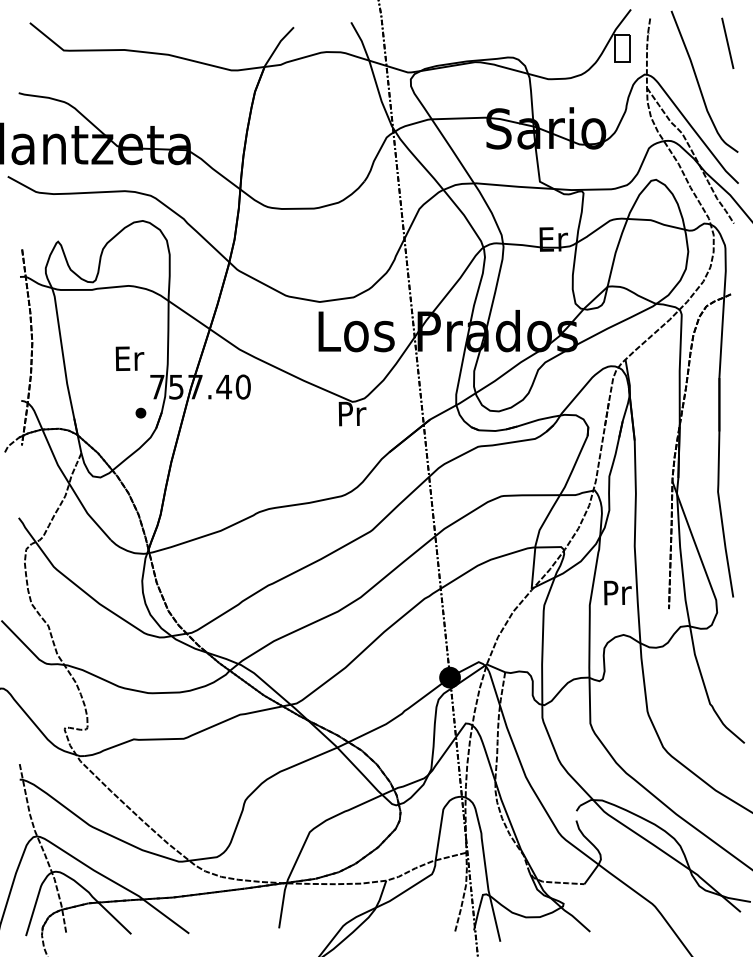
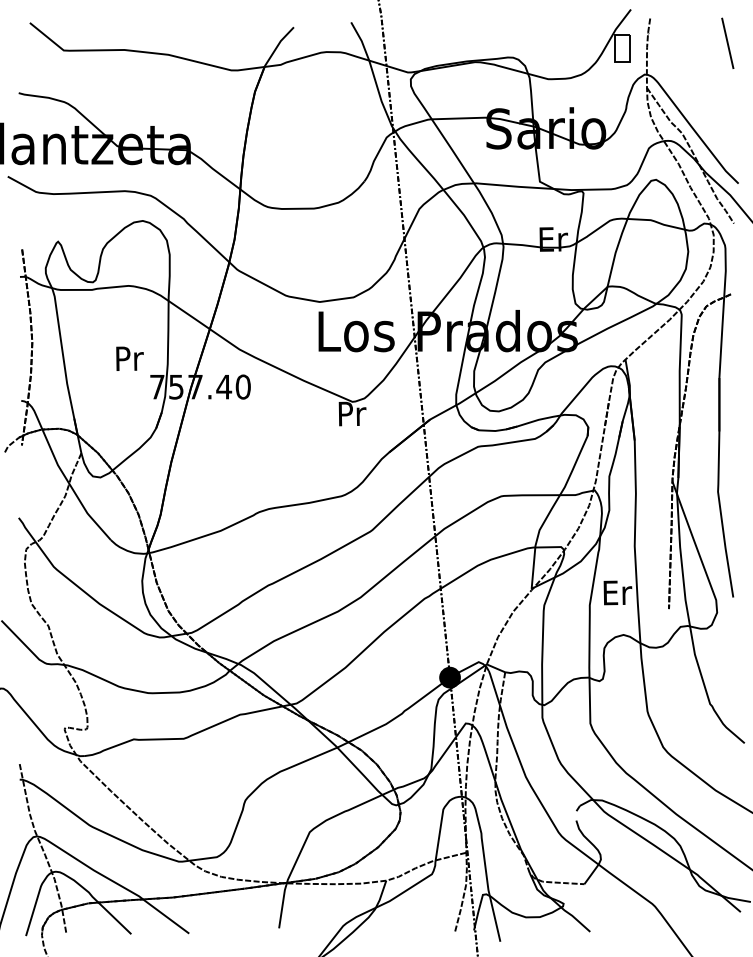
curve: present -> none (699, 83)
text: Er -> Pr (129, 358)
part: present -> none (140, 412)
text: Pr -> Er (617, 592)
